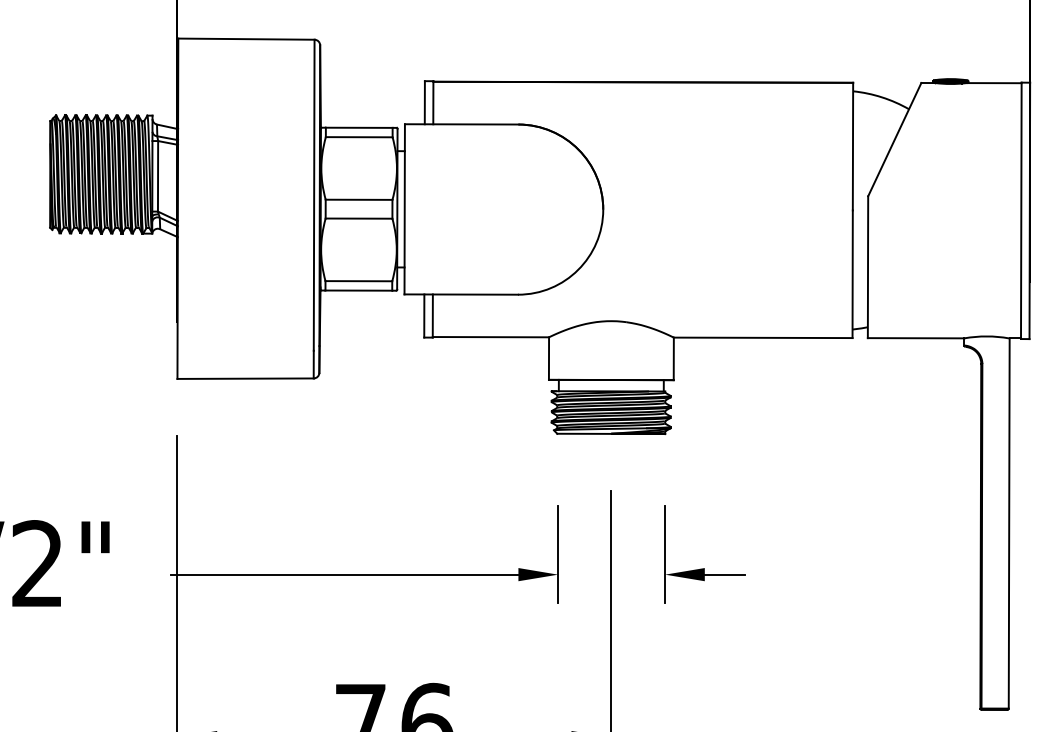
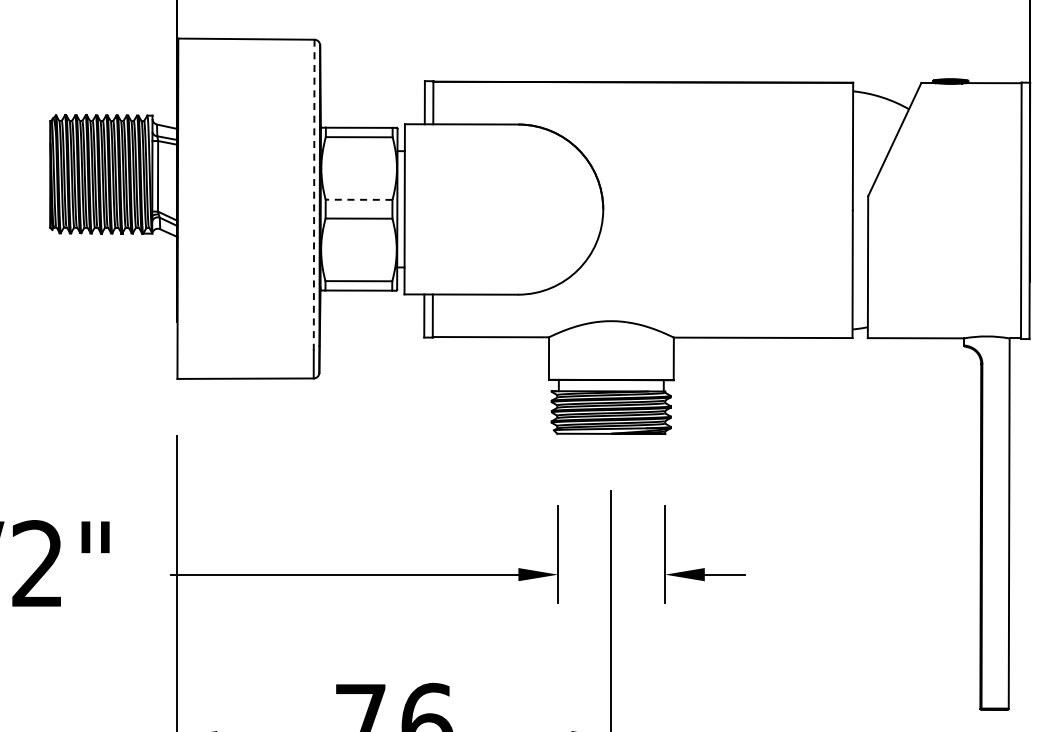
line: solid -> dashed (314, 195)
line: solid -> dashed (358, 199)
